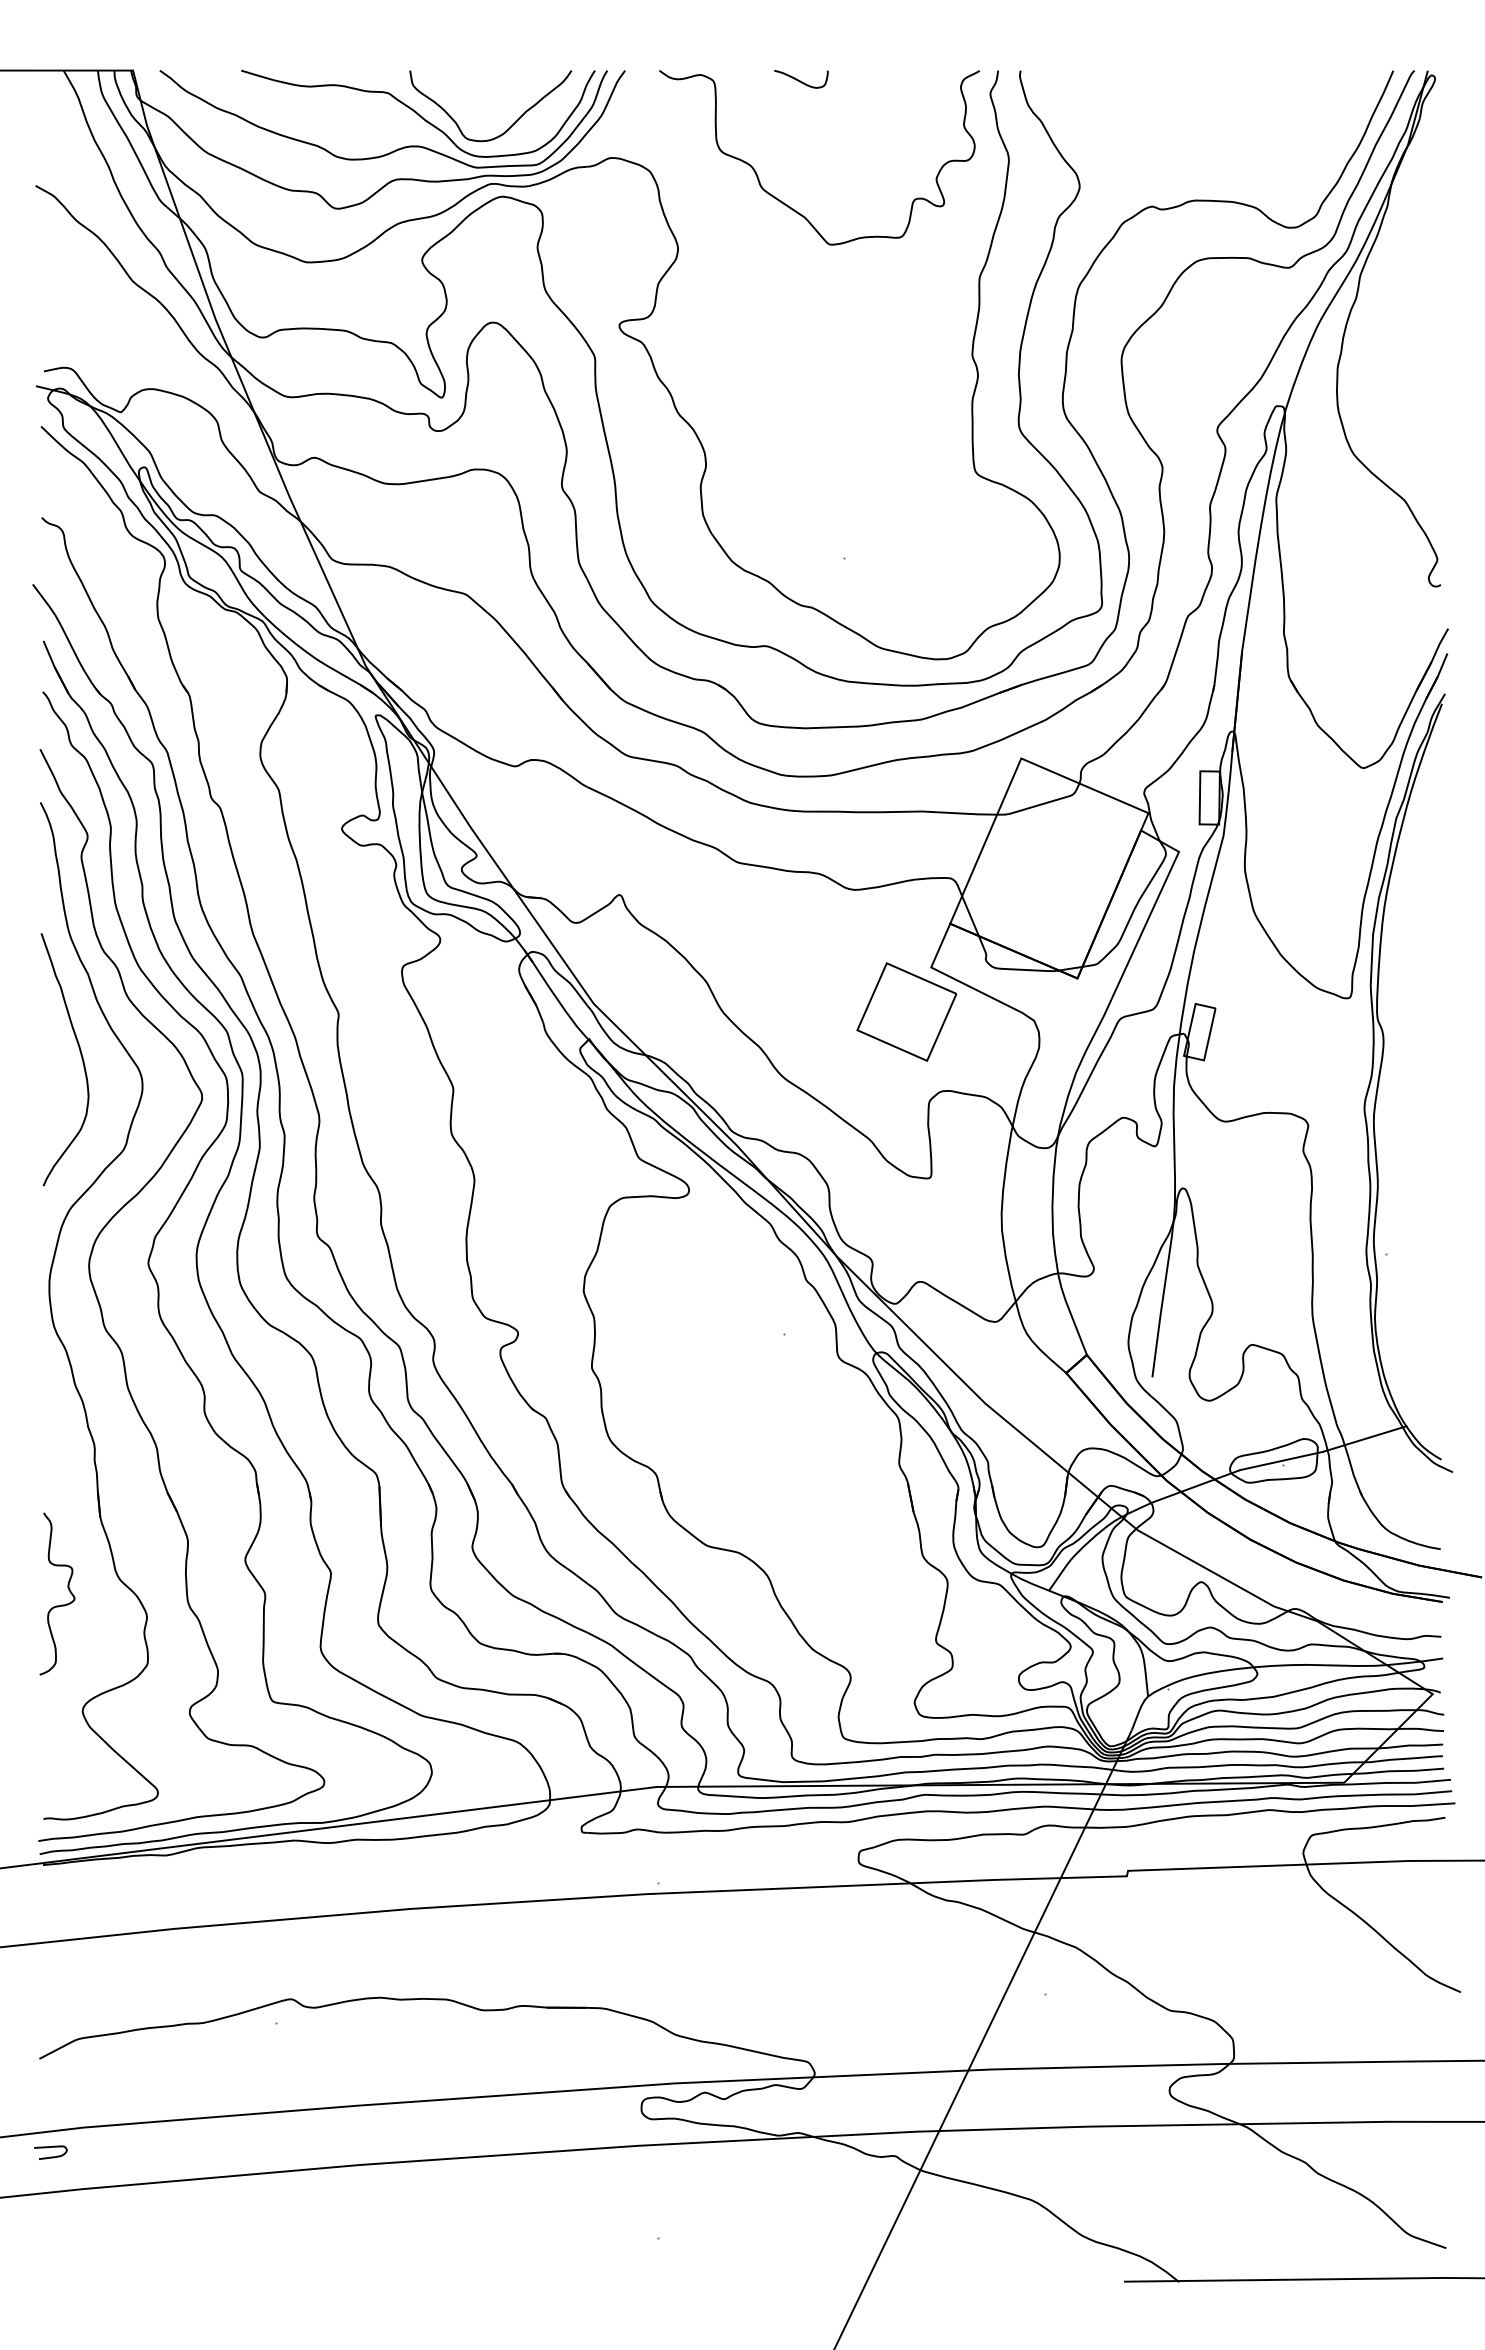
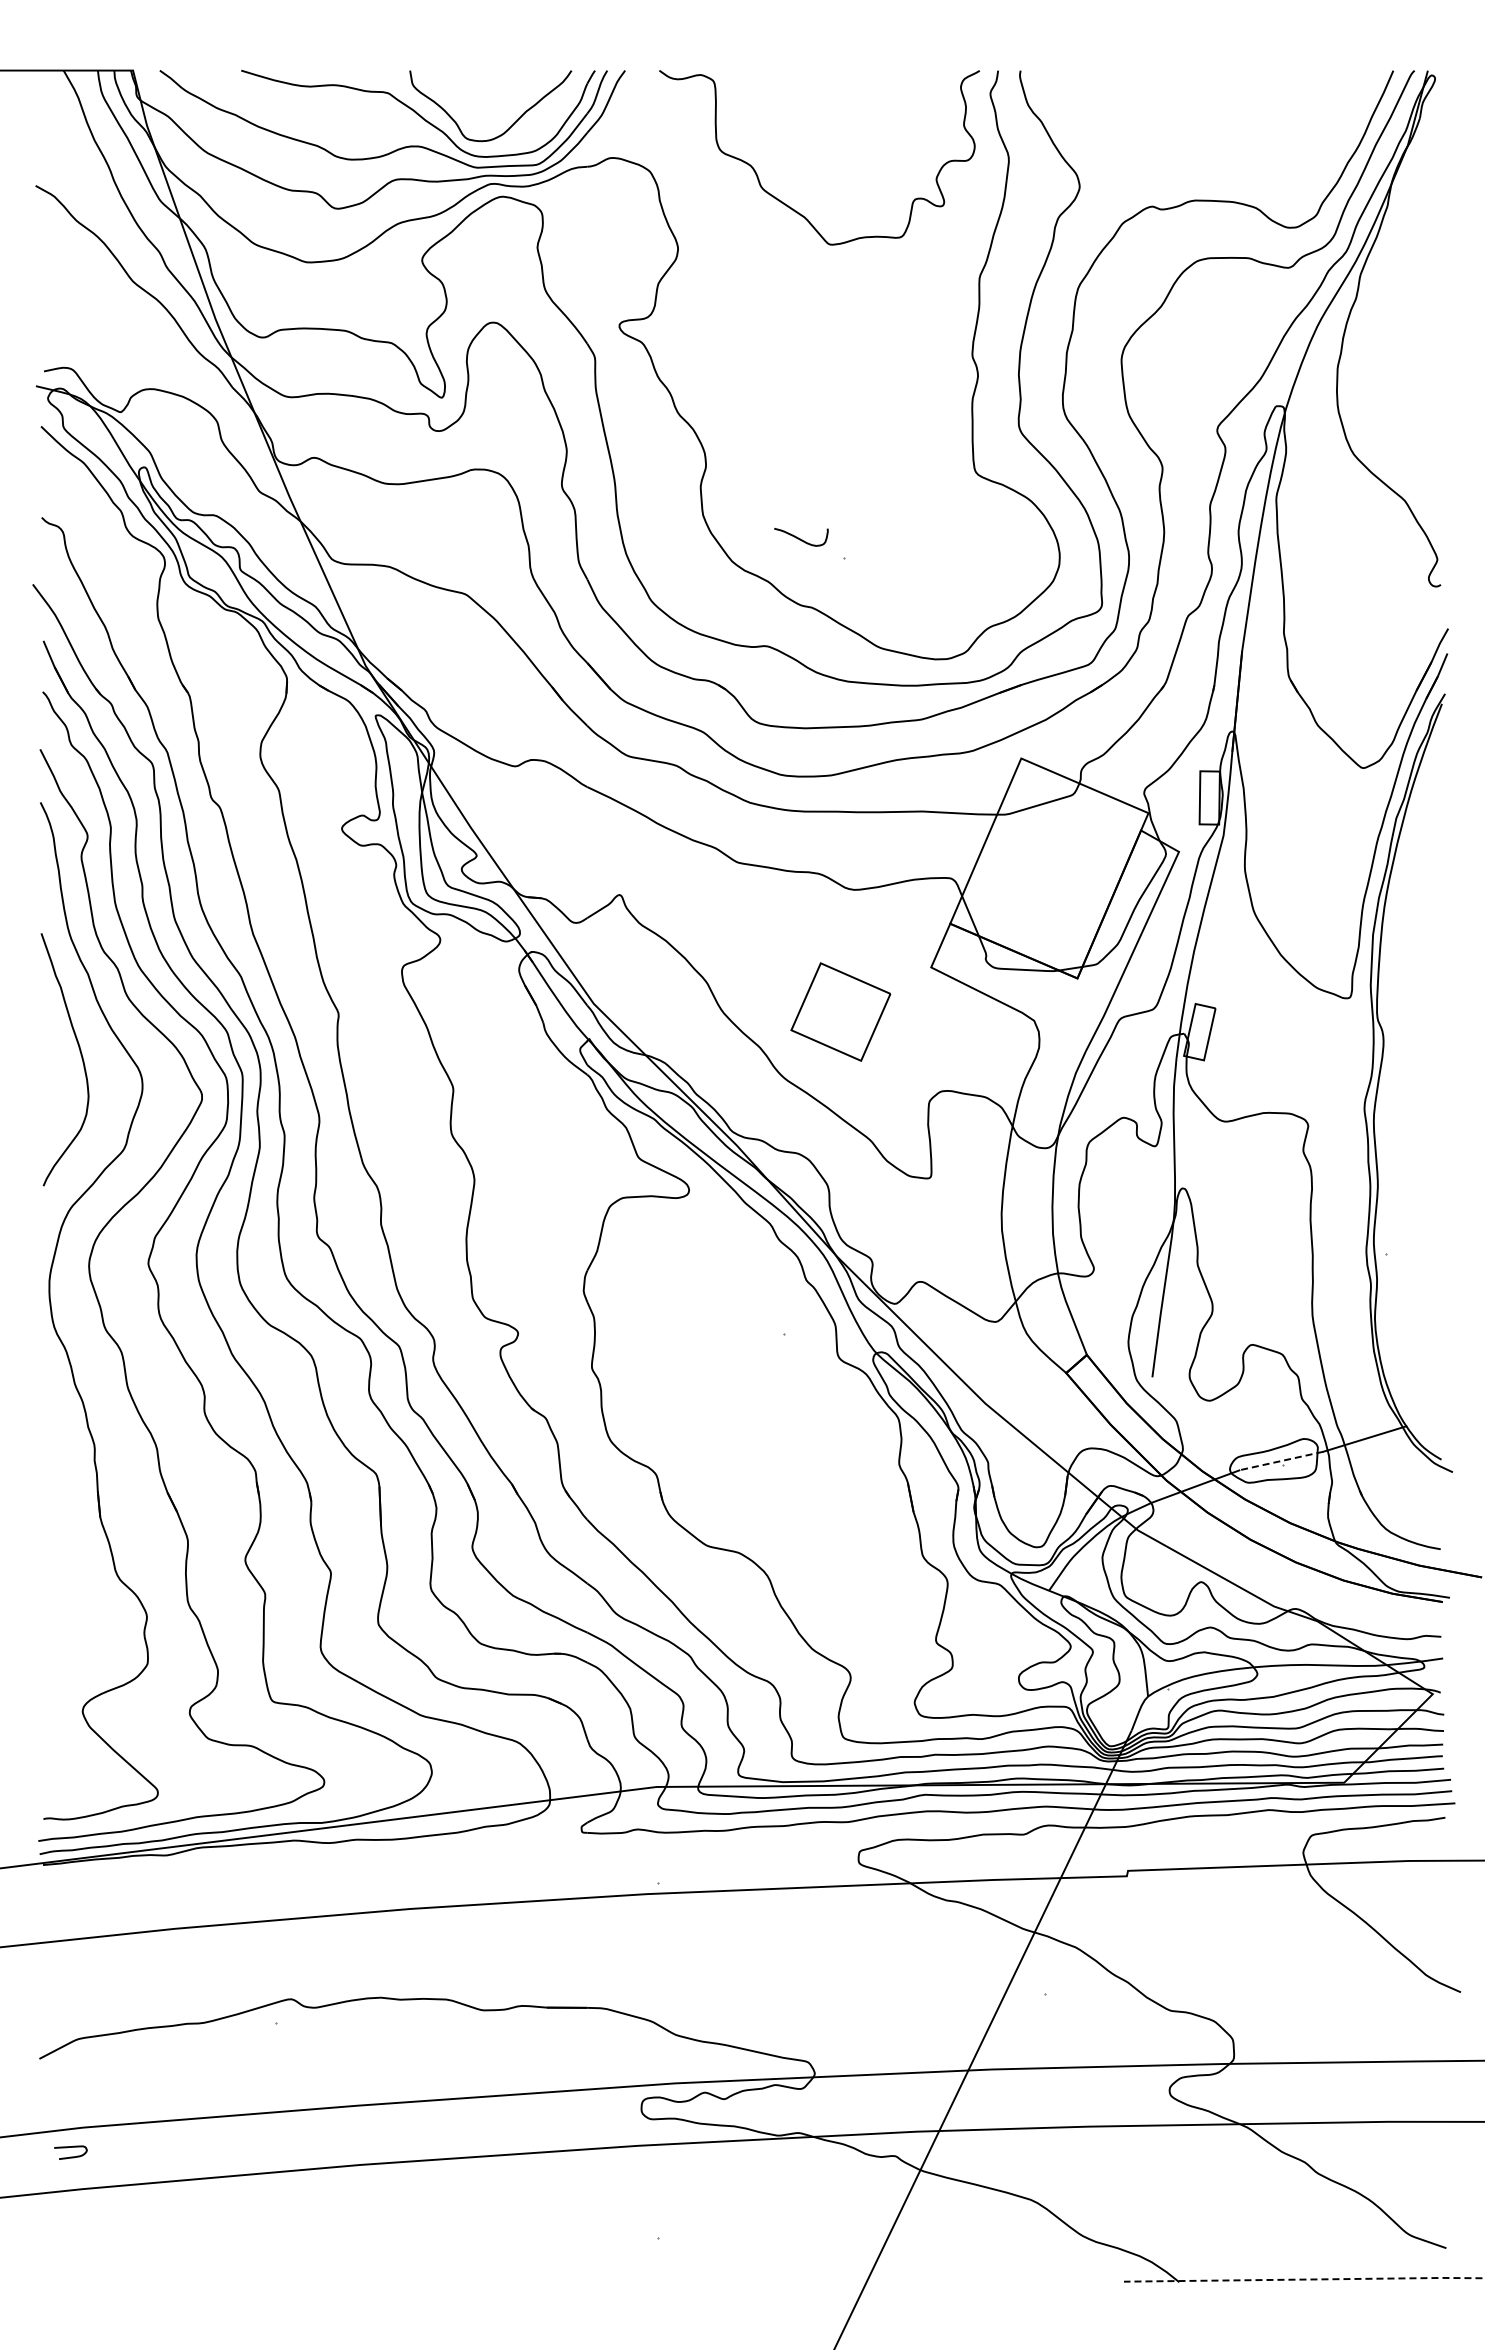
curve position: (800, 80) -> (800, 538) (800, 538)
part position: (906, 1011) -> (840, 1011) (840, 1011)
line: solid -> dashed (1281, 1461)
curve: present -> none (68, 1590)
curve position: (50, 2156) -> (70, 2156) (70, 2156)
line: solid -> dashed (1304, 2279)
